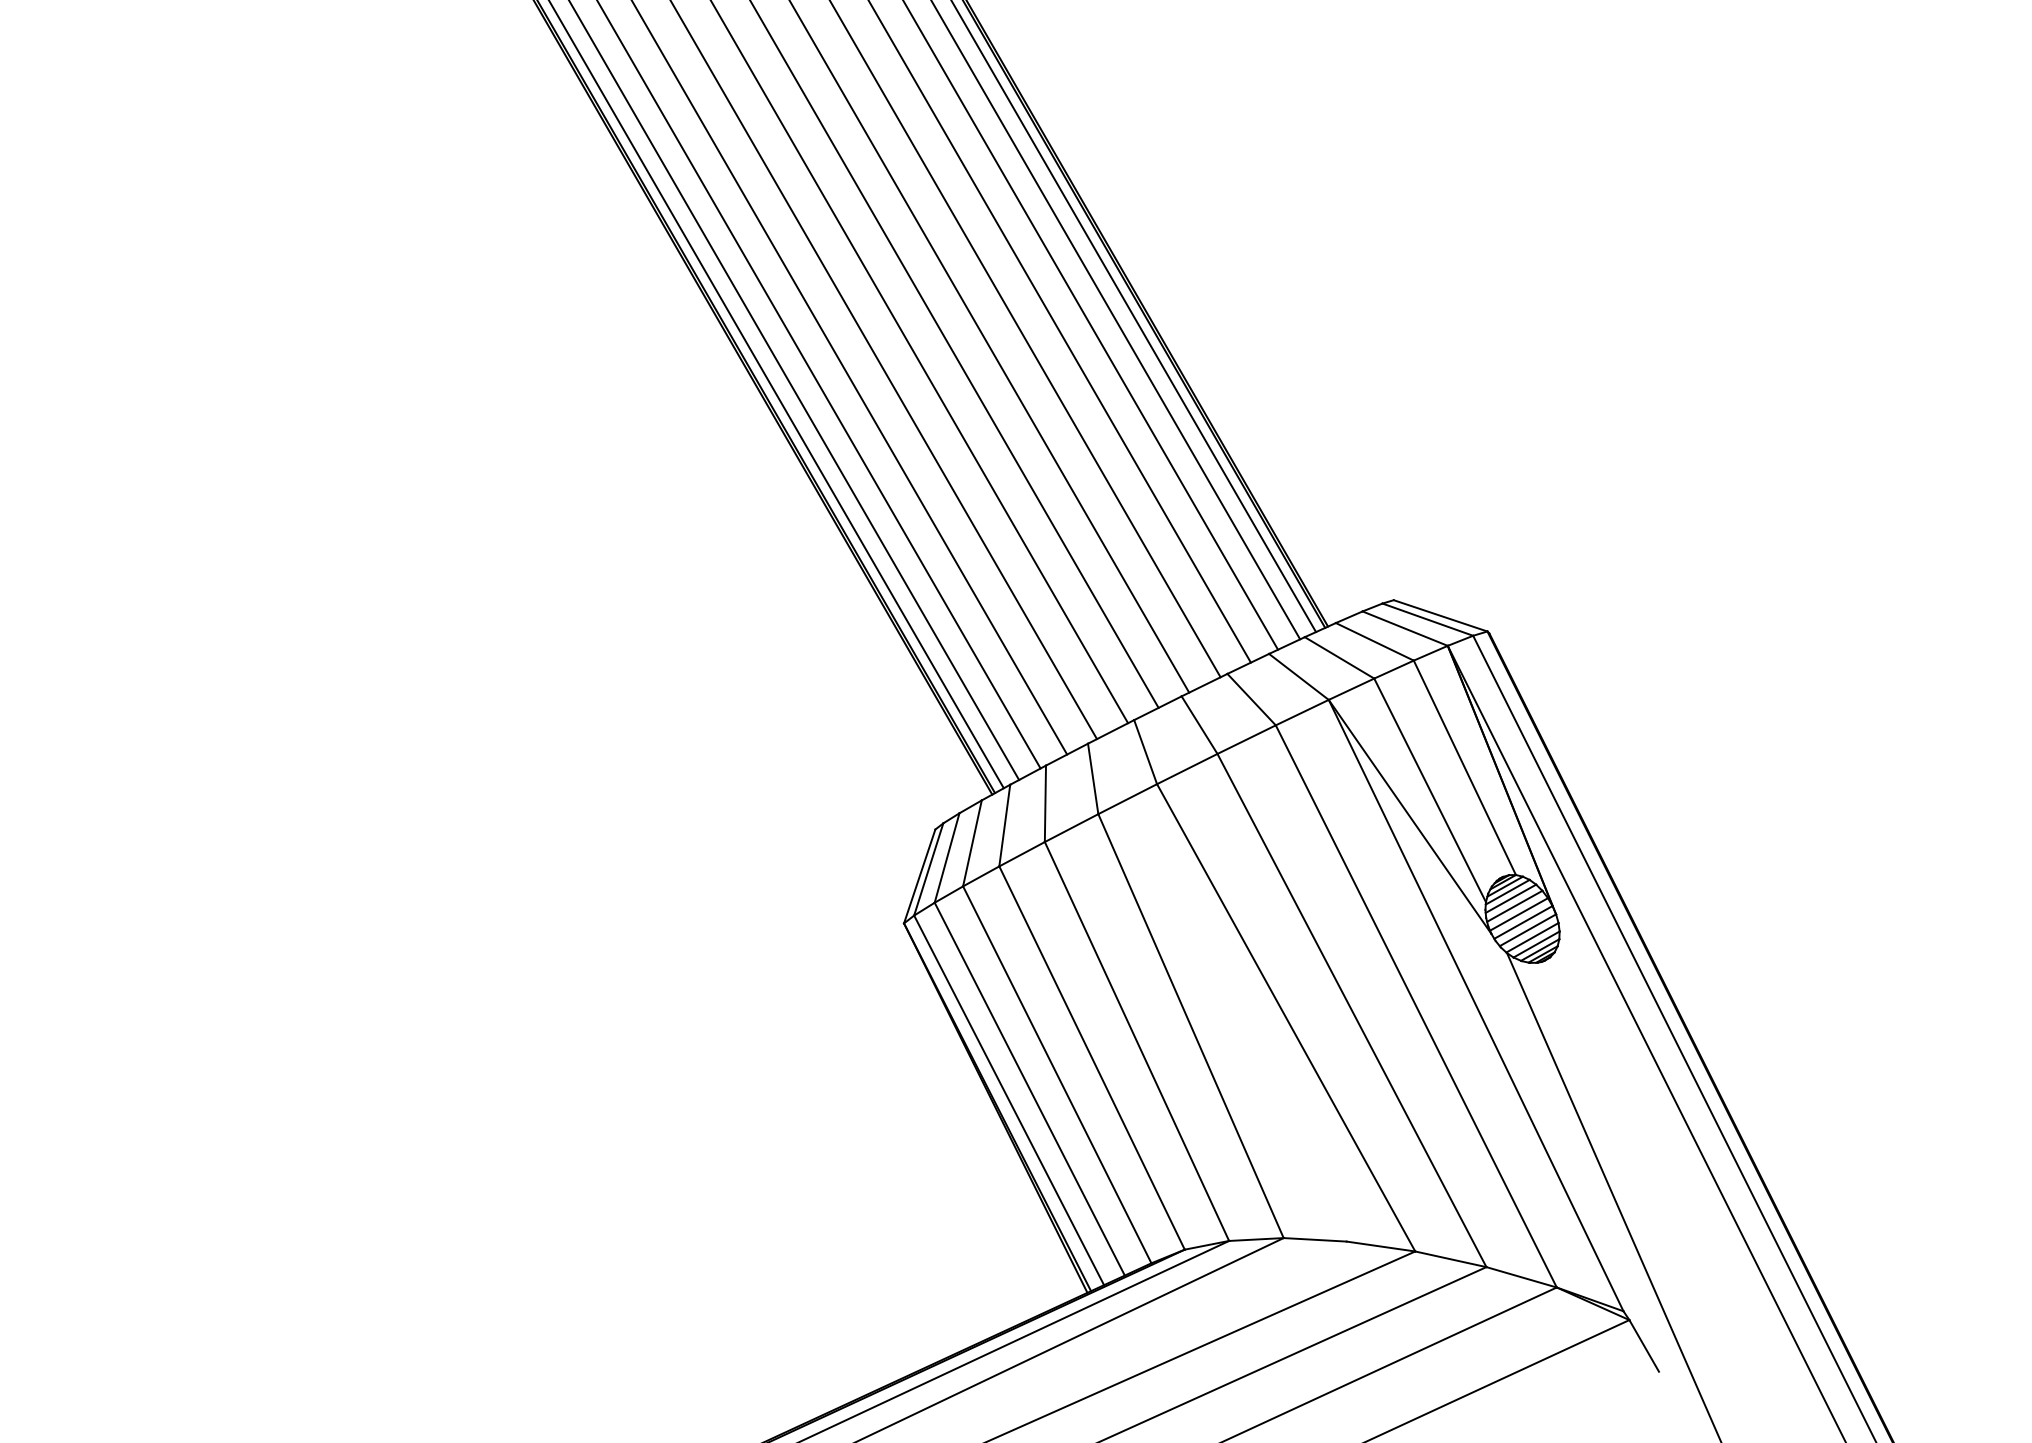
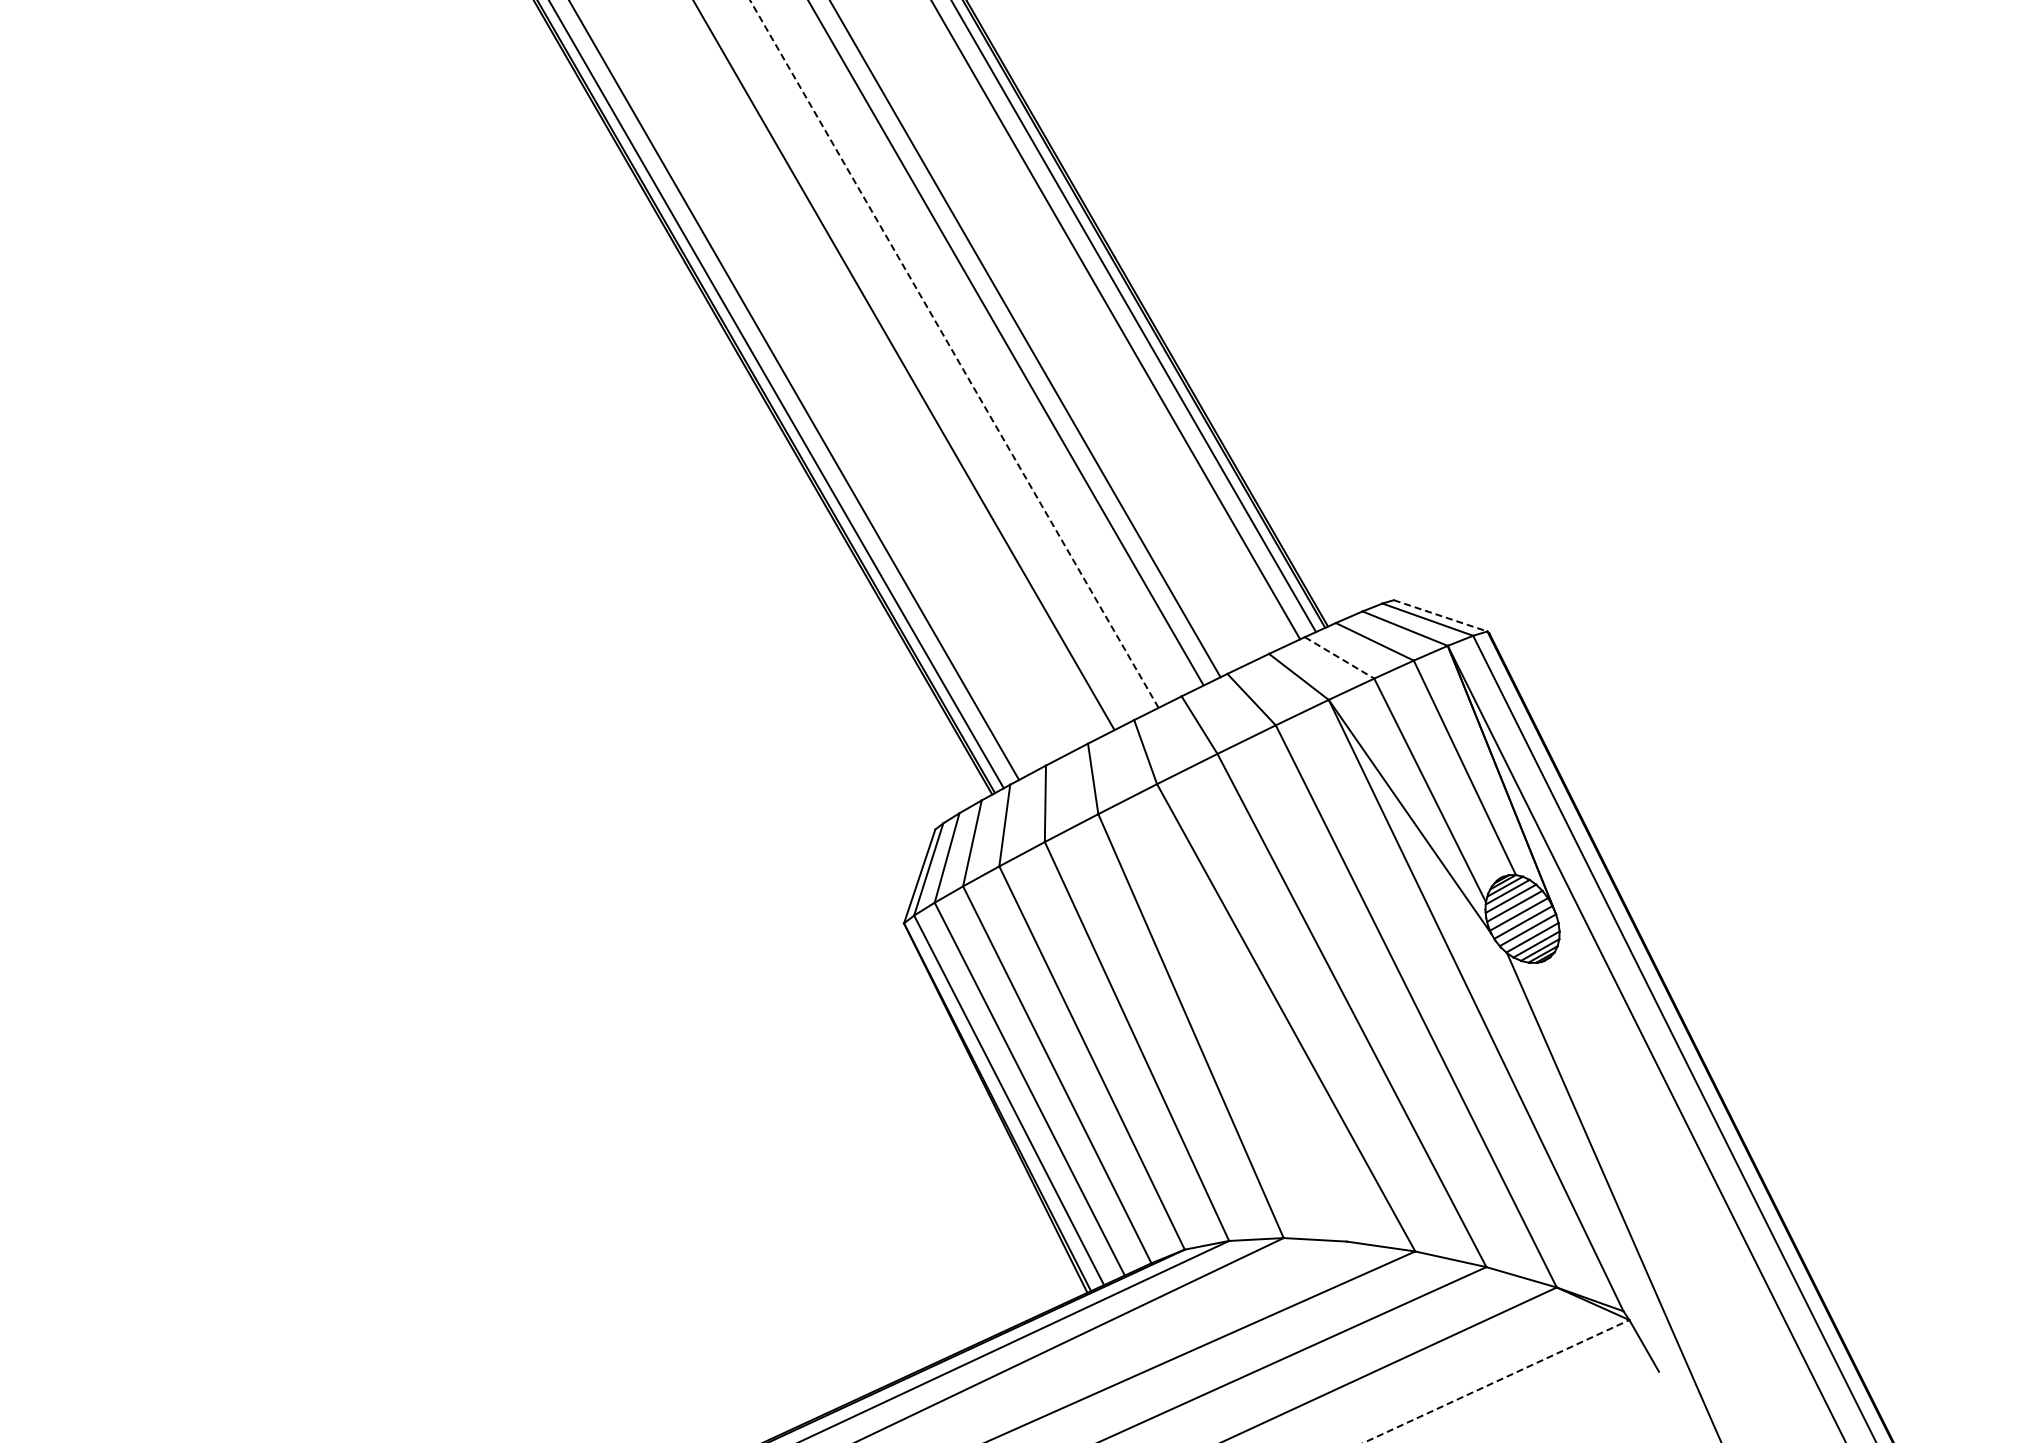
line: present -> none (1091, 325)
line: present -> none (1059, 332)
line position: (989, 347) -> (1006, 343) (1006, 343)
line: solid -> dashed (954, 353)
line: present -> none (920, 362)
line position: (883, 370) -> (903, 365) (903, 365)
line: present -> none (850, 378)
line: present -> none (819, 385)
line: solid -> dashed (1441, 616)
line: solid -> dashed (1339, 658)
line: solid -> dashed (1496, 1381)
